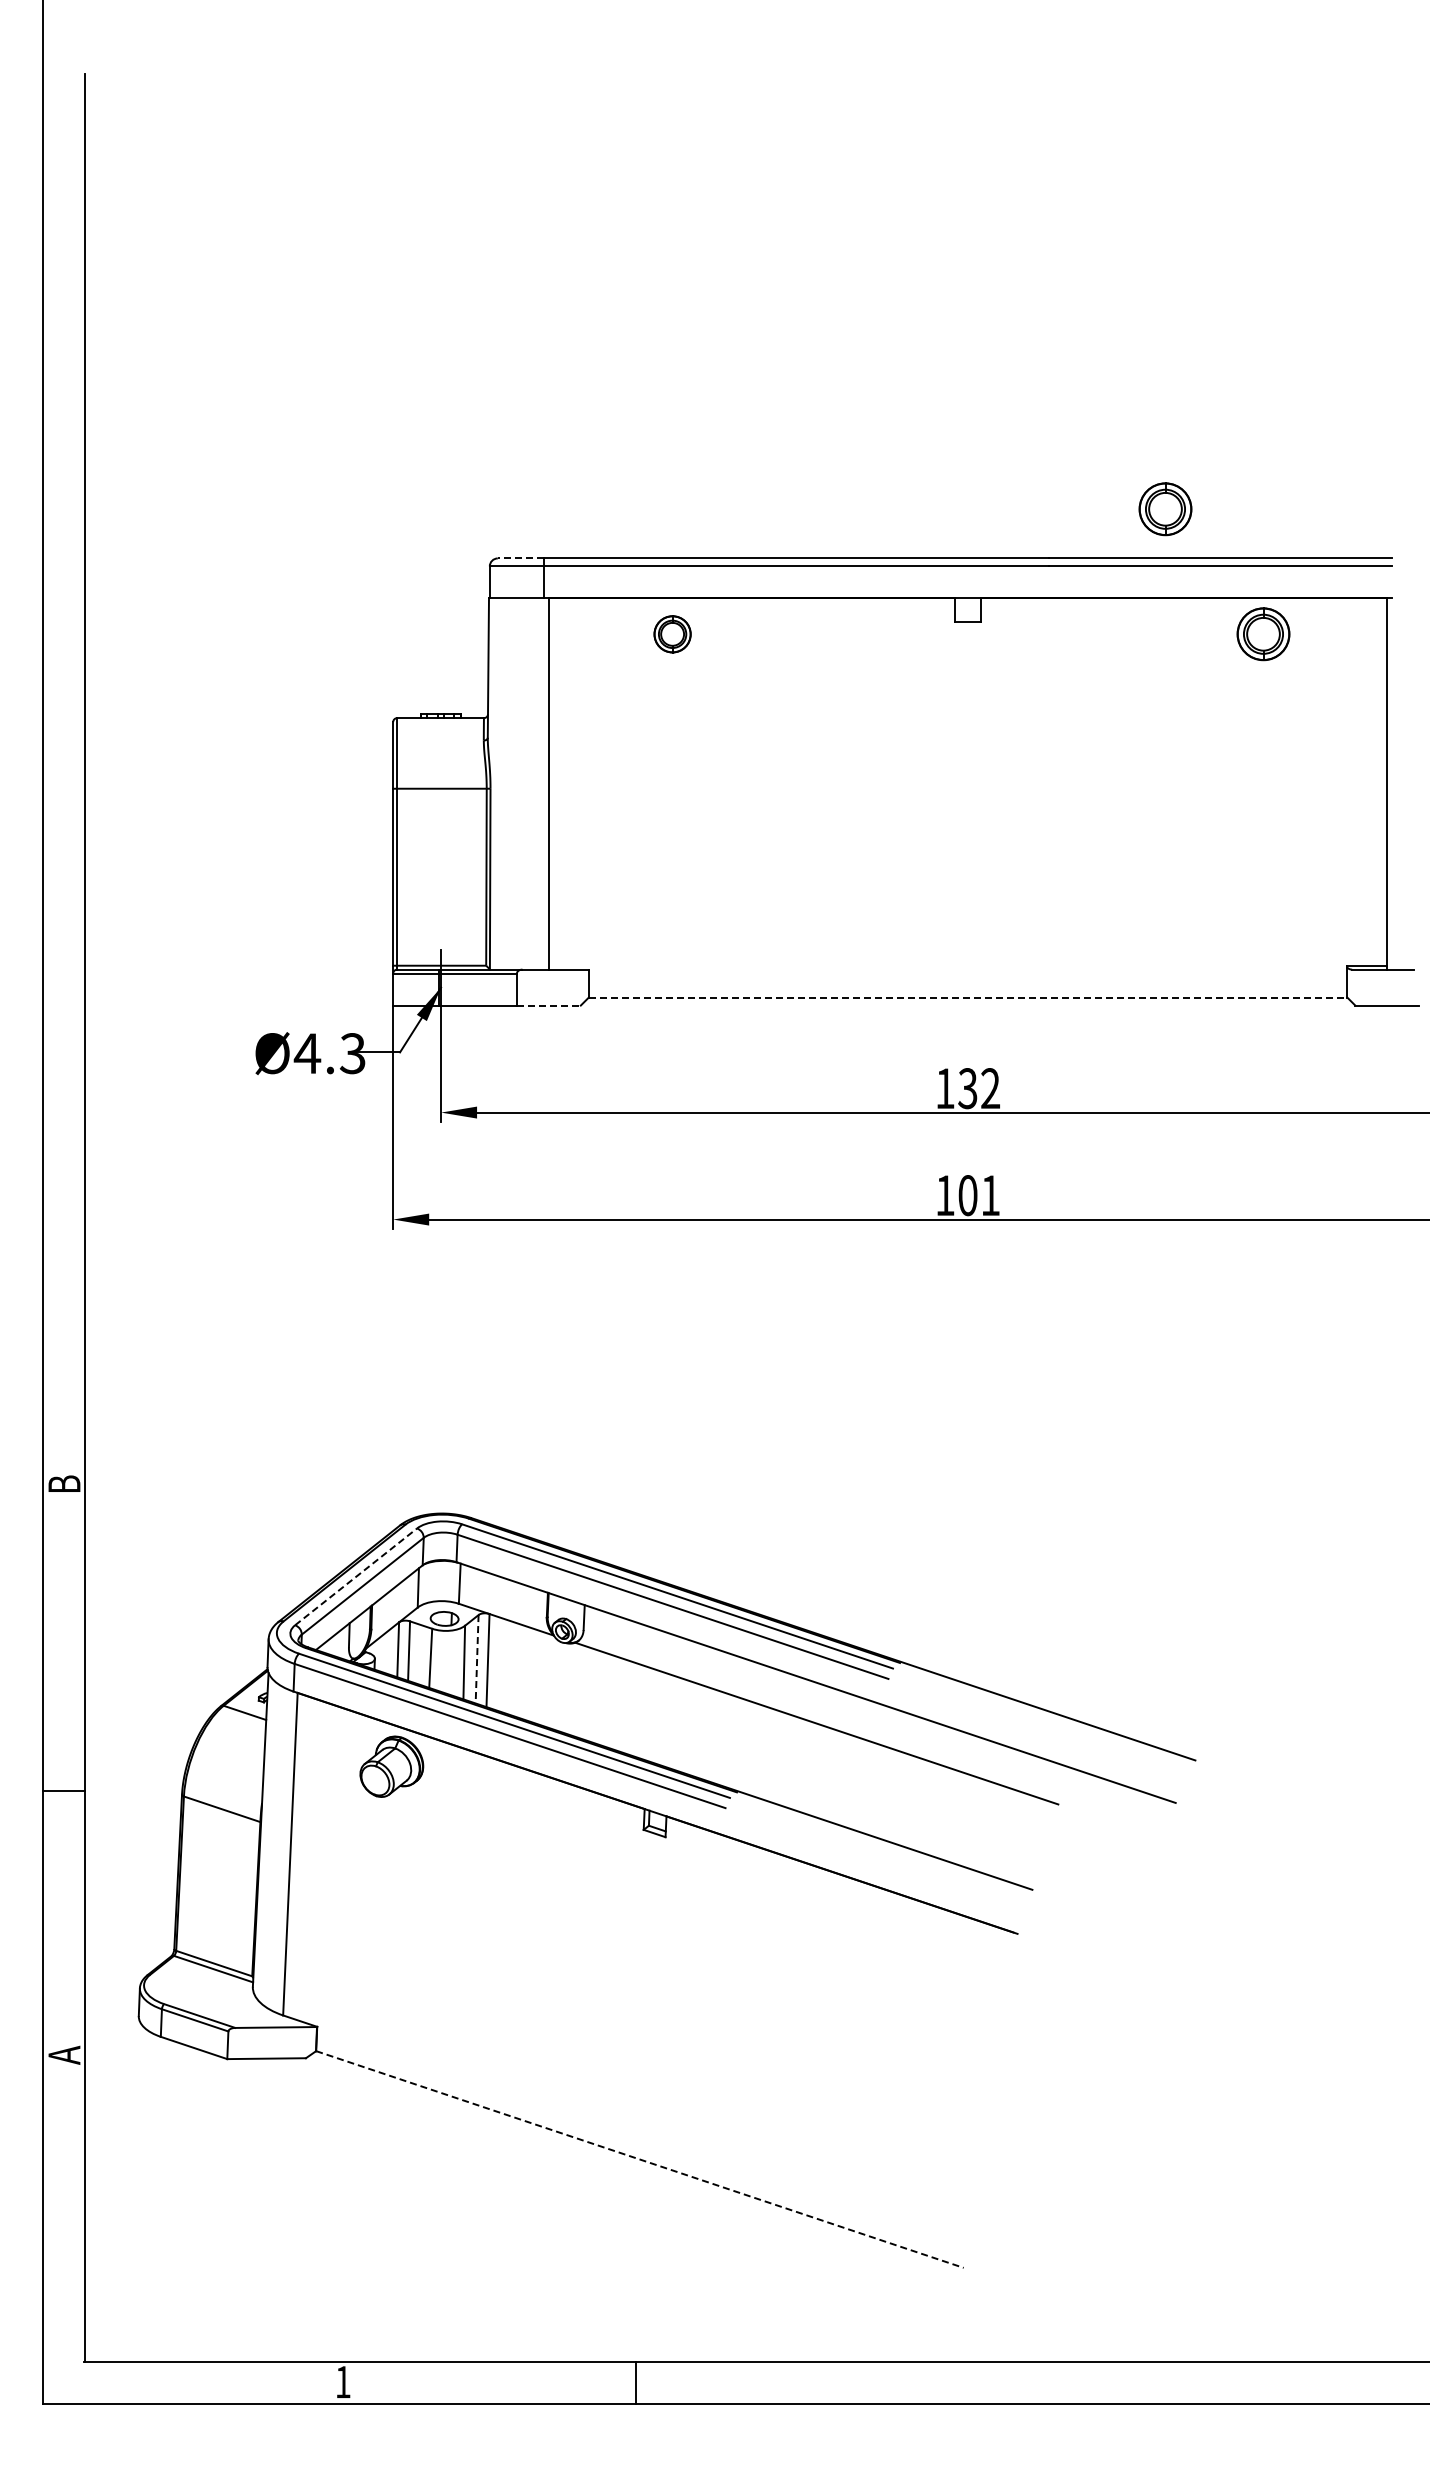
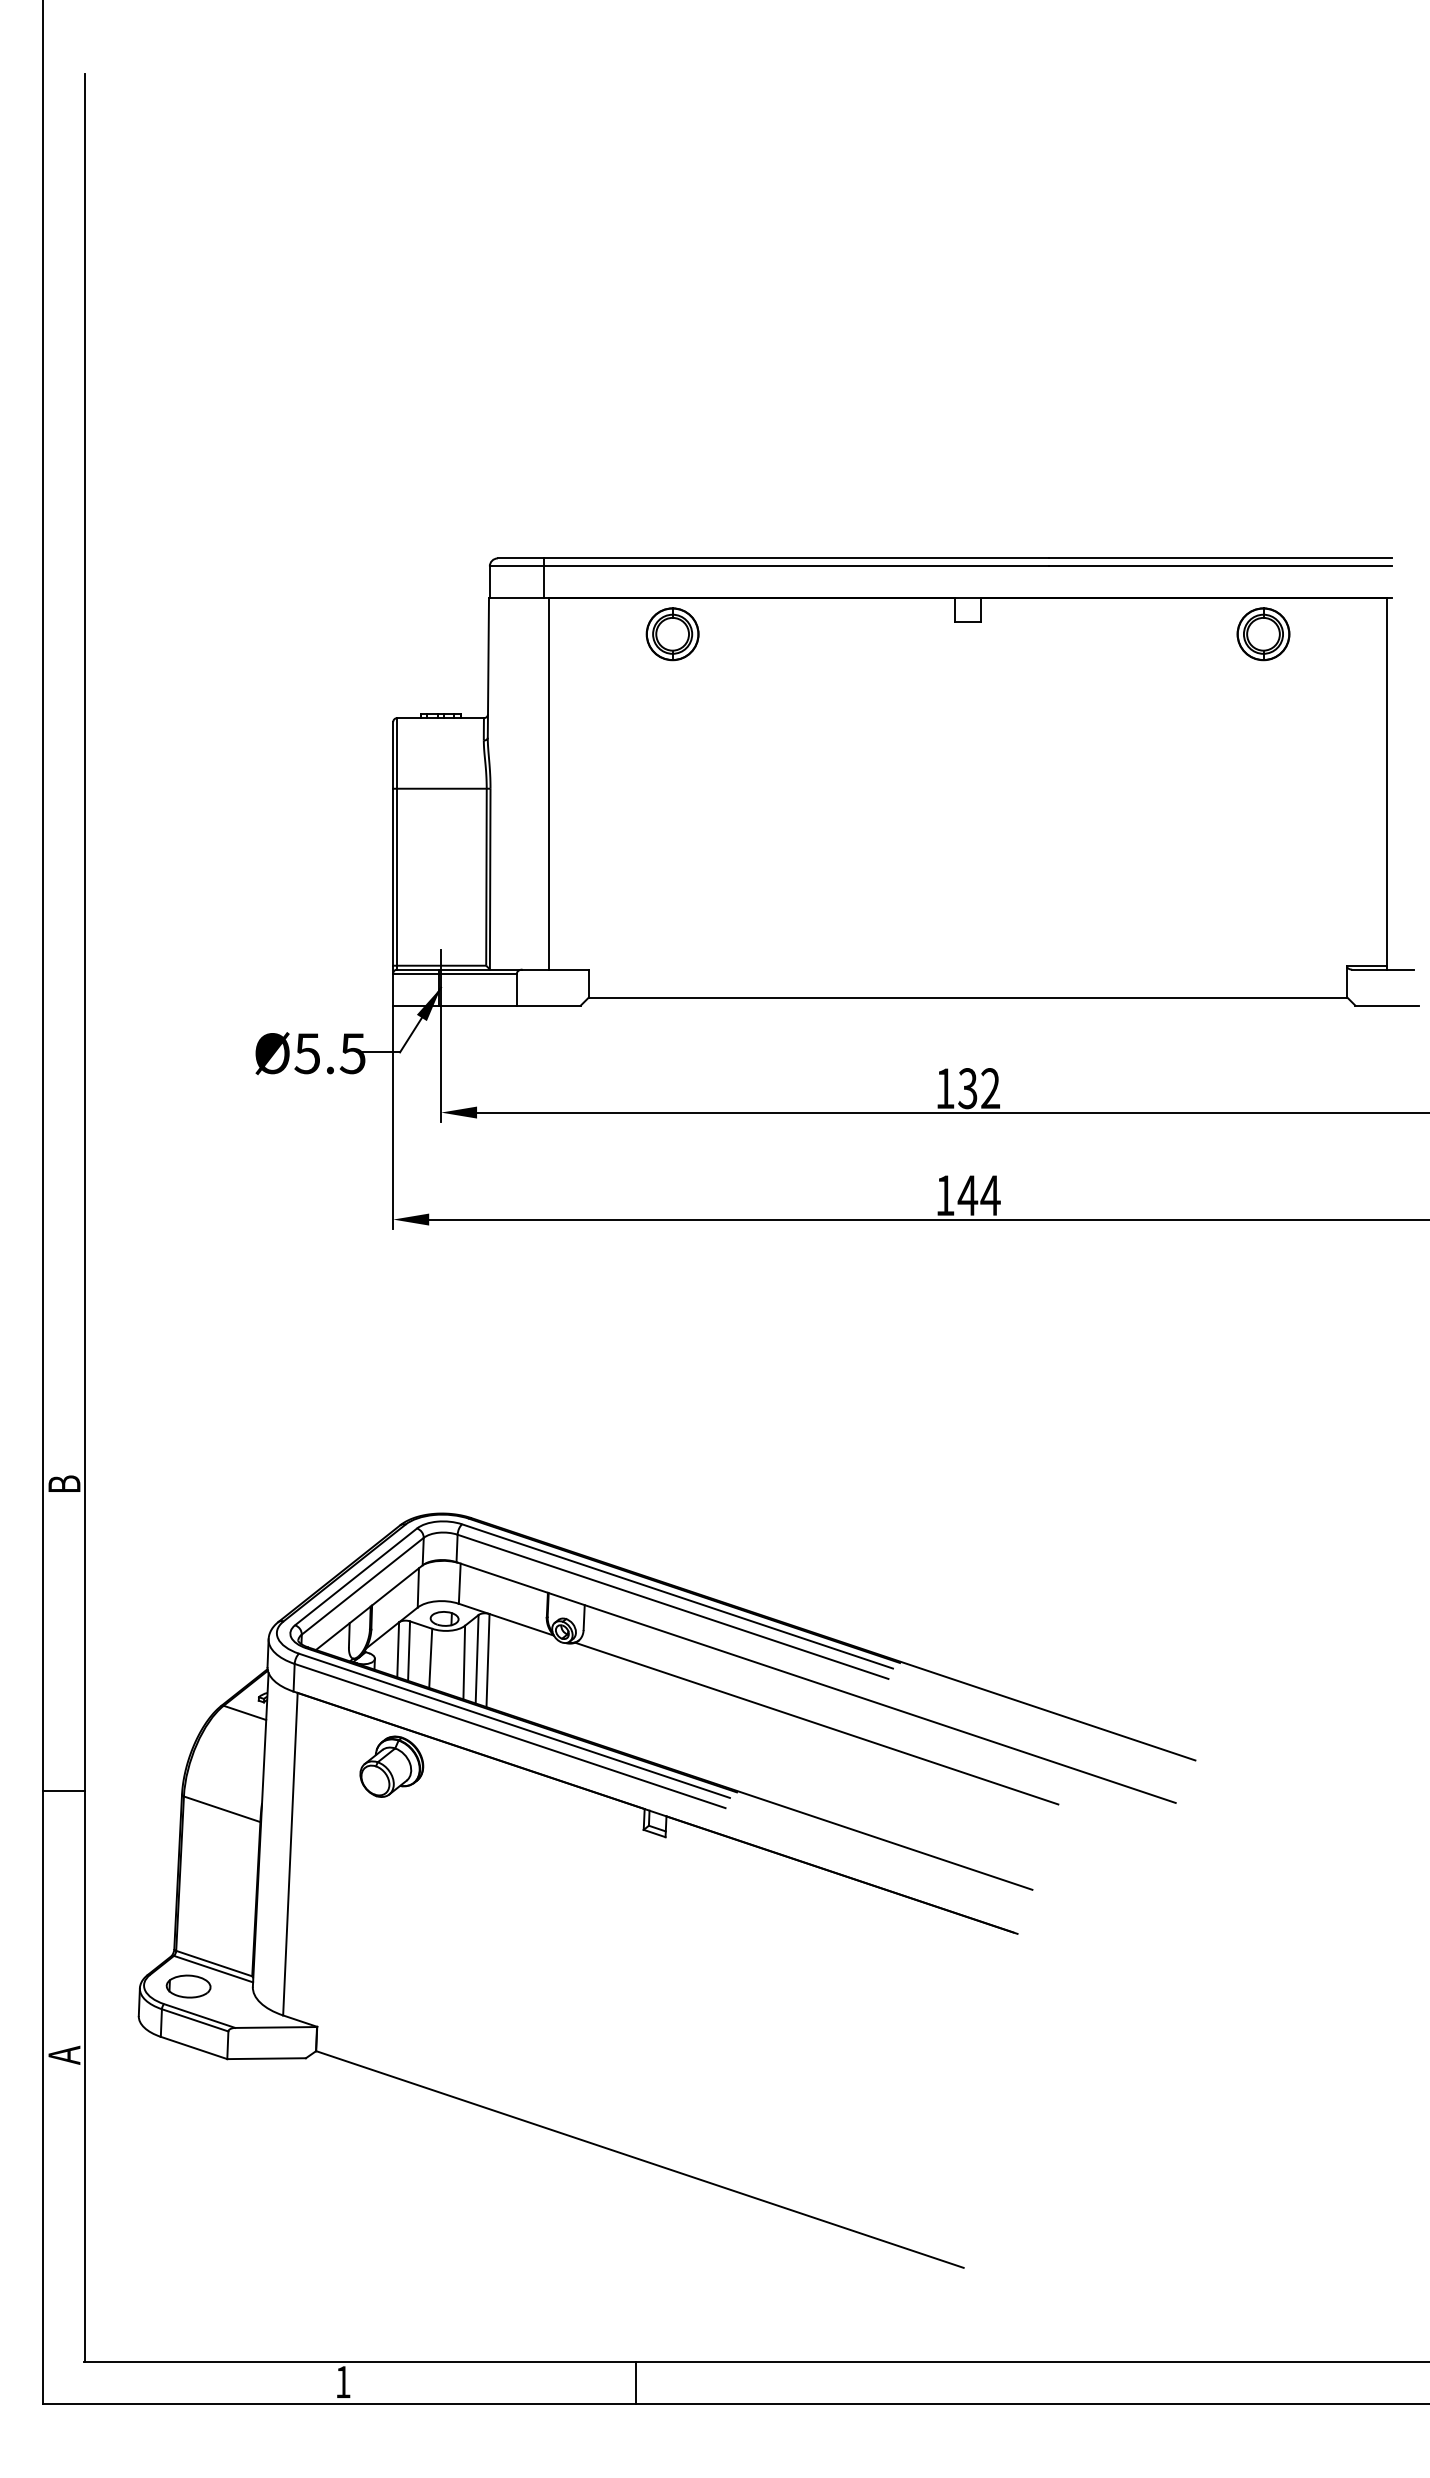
part: present -> none (1165, 509)
line: dashed -> solid (520, 558)
part size: 39x39 px -> 55x55 px (672, 634)
line: dashed -> solid (968, 997)
line: dashed -> solid (548, 1005)
text: Ø4.3 -> Ø5.5 (329, 1053)
text: 101 -> 144 (978, 1195)
line: dashed -> solid (356, 1576)
line: dashed -> solid (477, 1659)
part: none -> present (188, 1986)
line: dashed -> solid (640, 2159)
